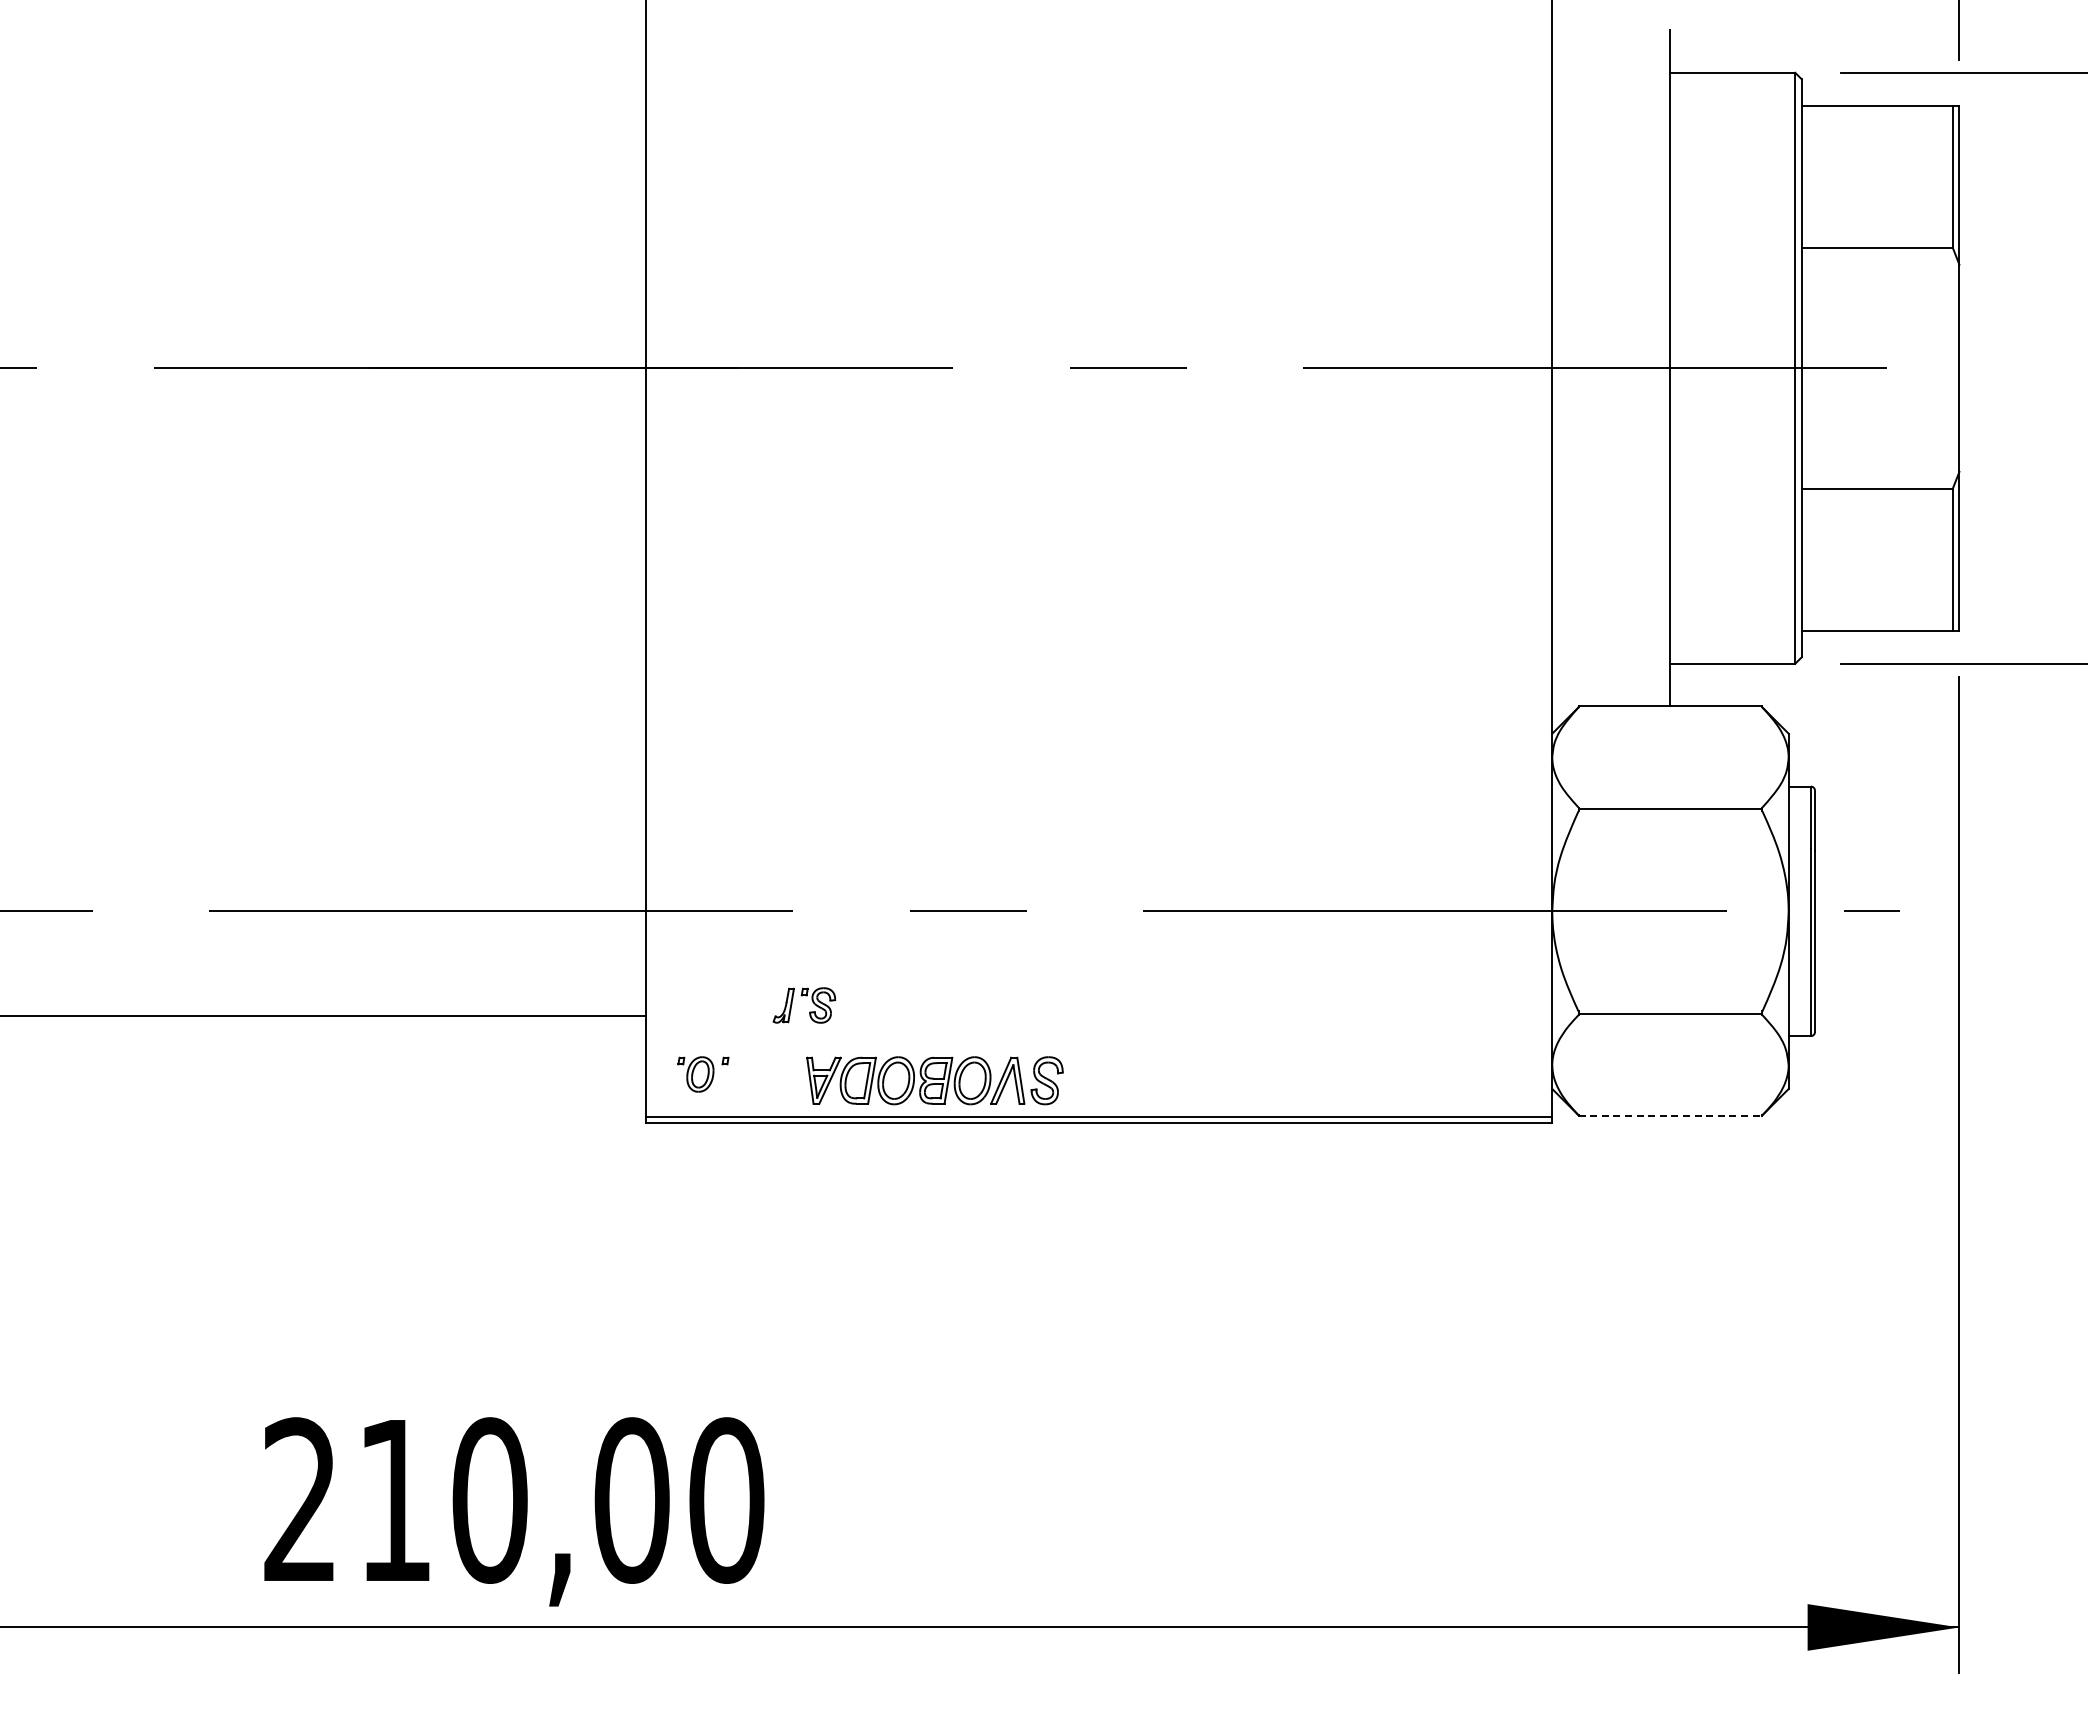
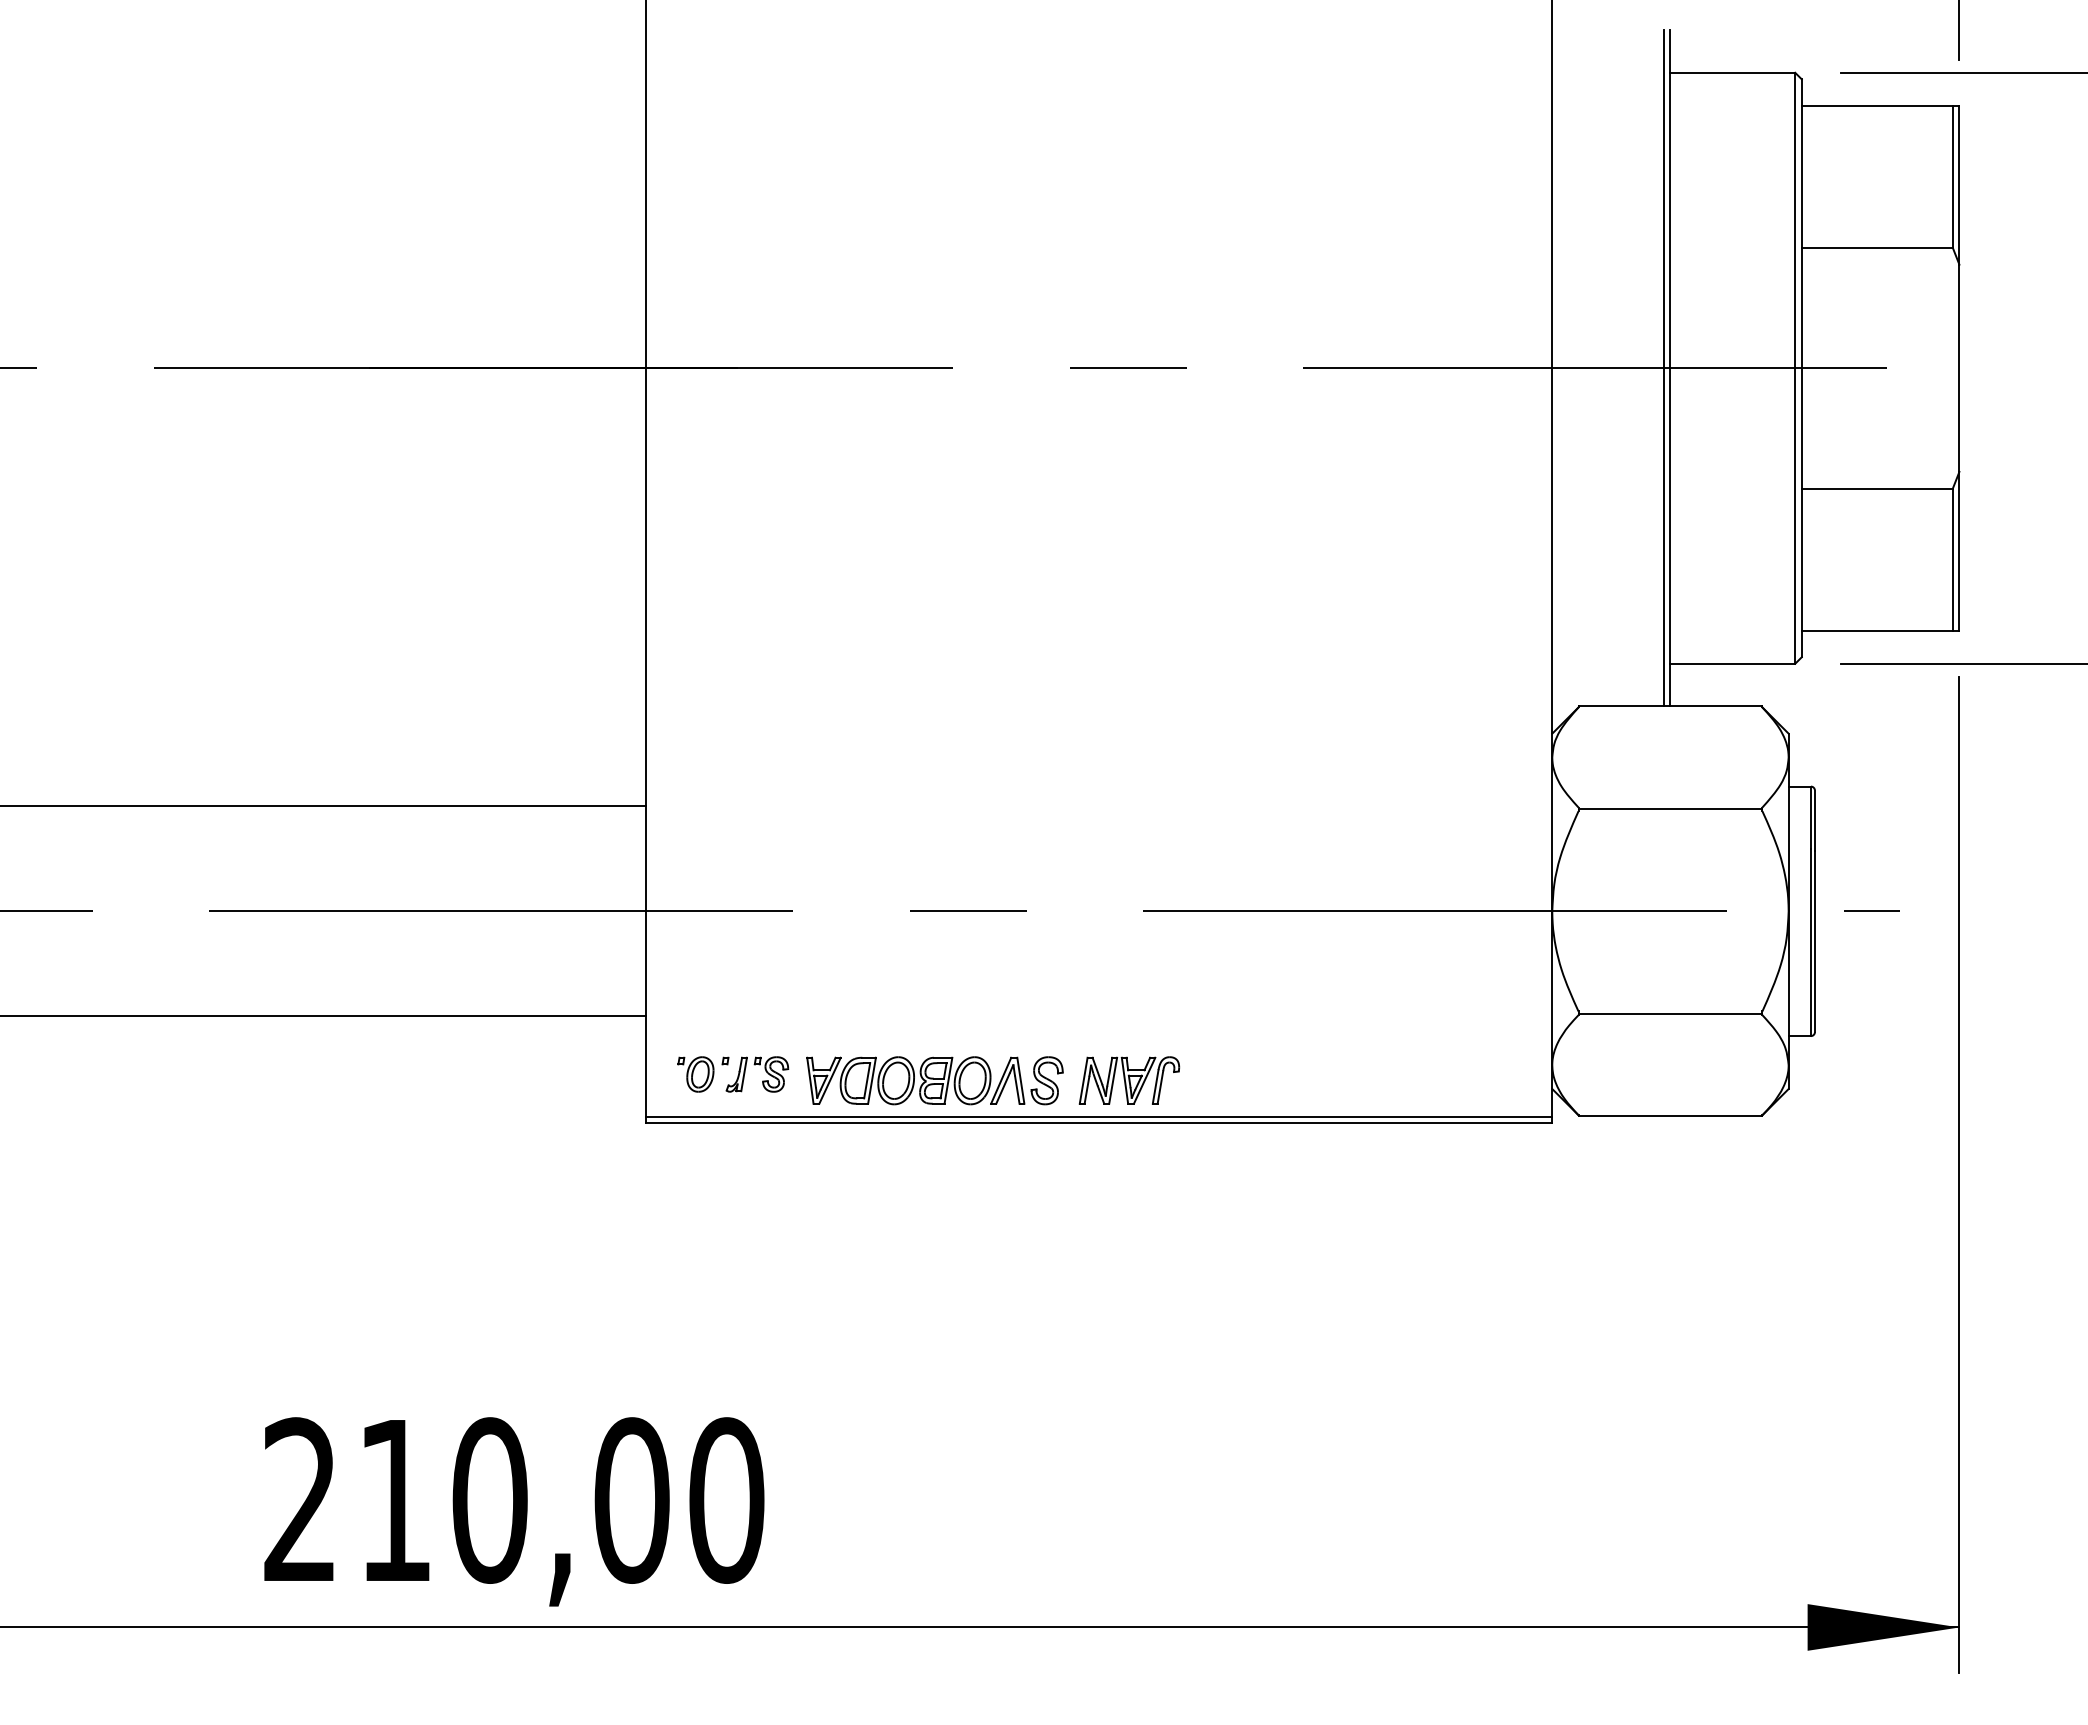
line: none -> present (1663, 368)
line: none -> present (324, 806)
part position: (809, 1011) -> (762, 1080) (762, 1080)
part: none -> present (1129, 1080)
line: dashed -> solid (1670, 1116)
